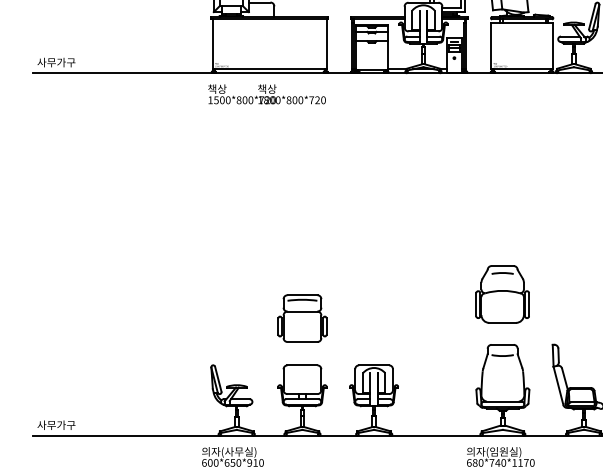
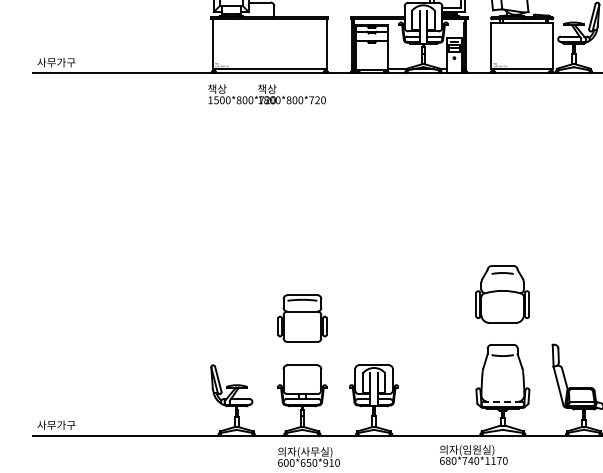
line: solid -> dashed (502, 401)
text position: (232, 456) -> (308, 456) (308, 456)
text position: (500, 456) -> (473, 454) (473, 454)
